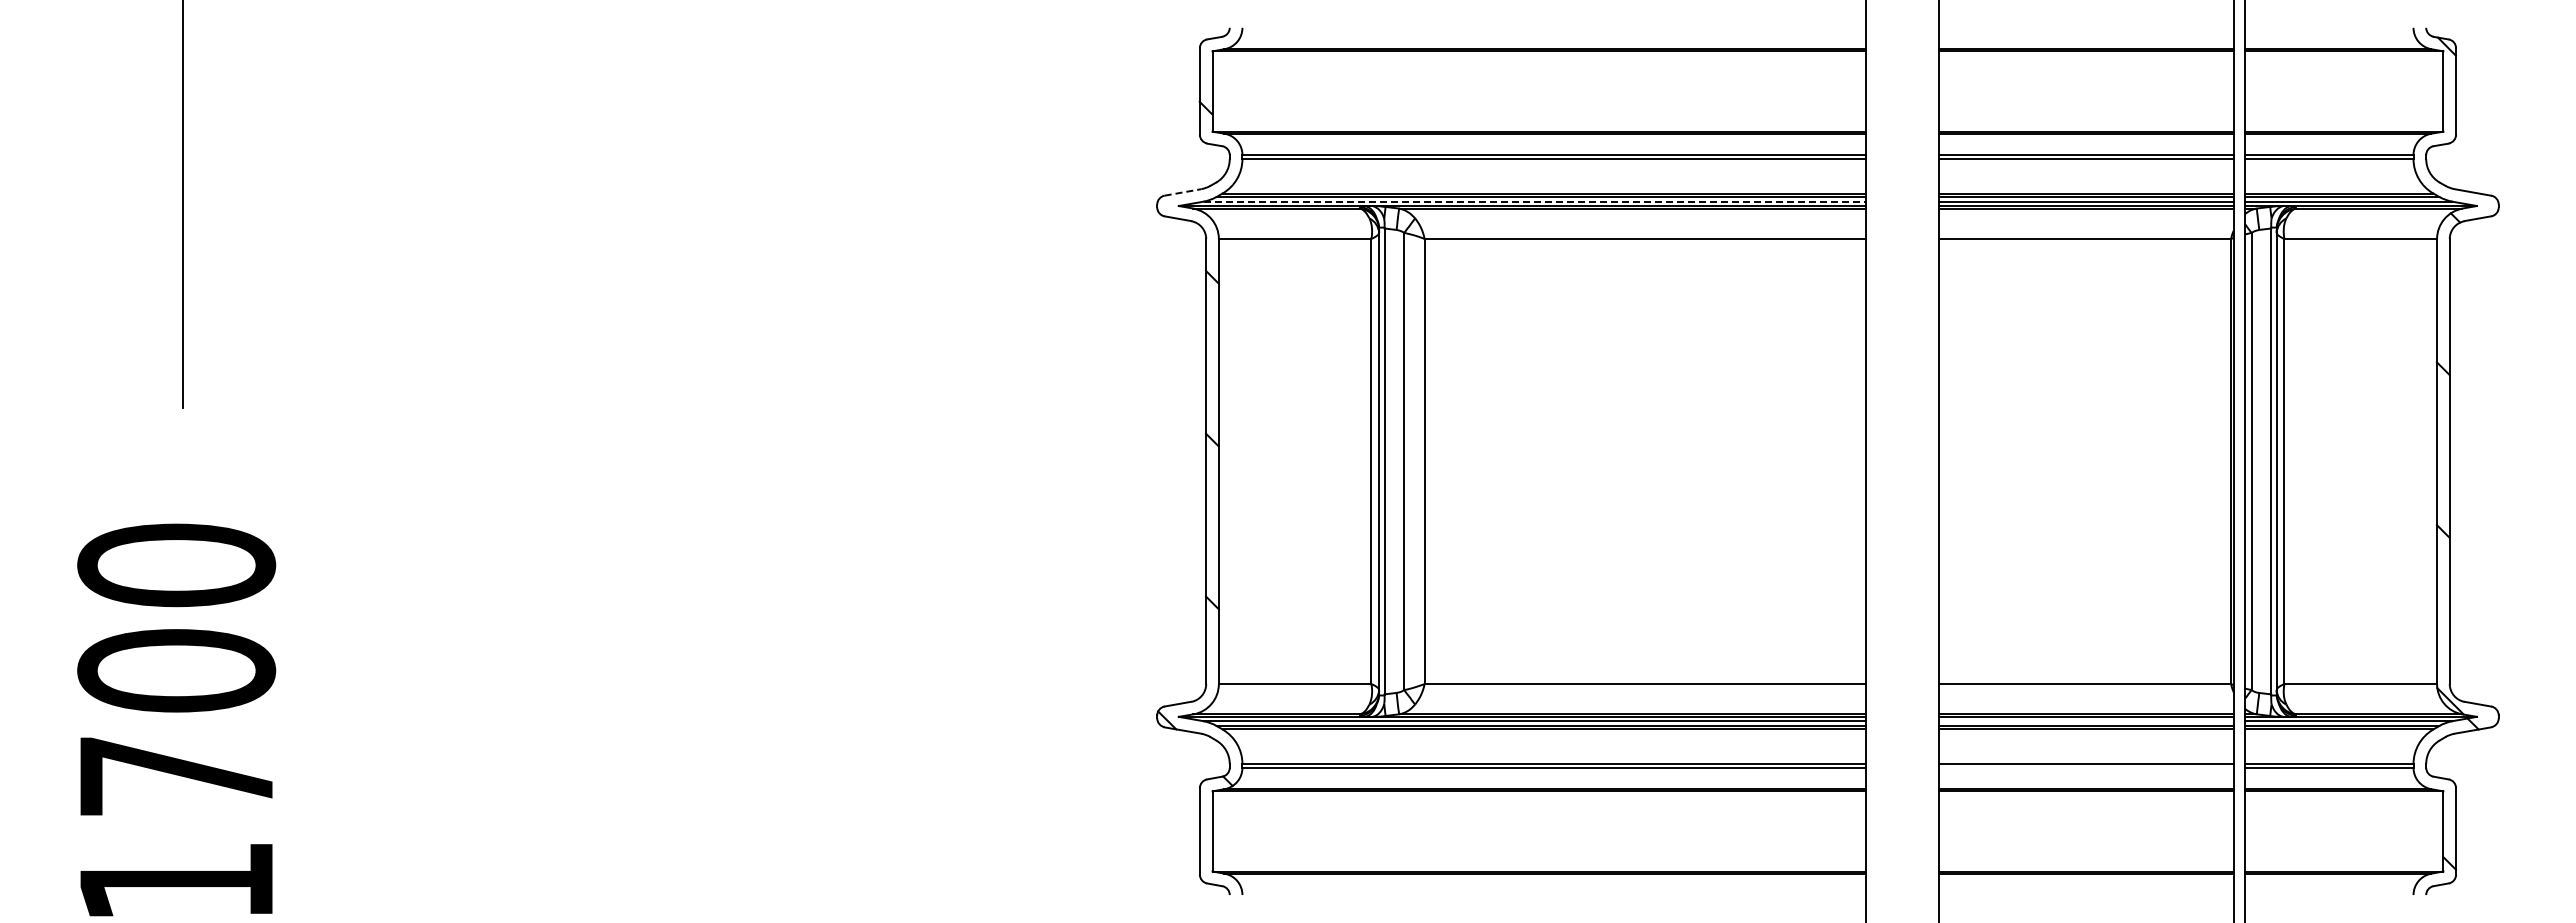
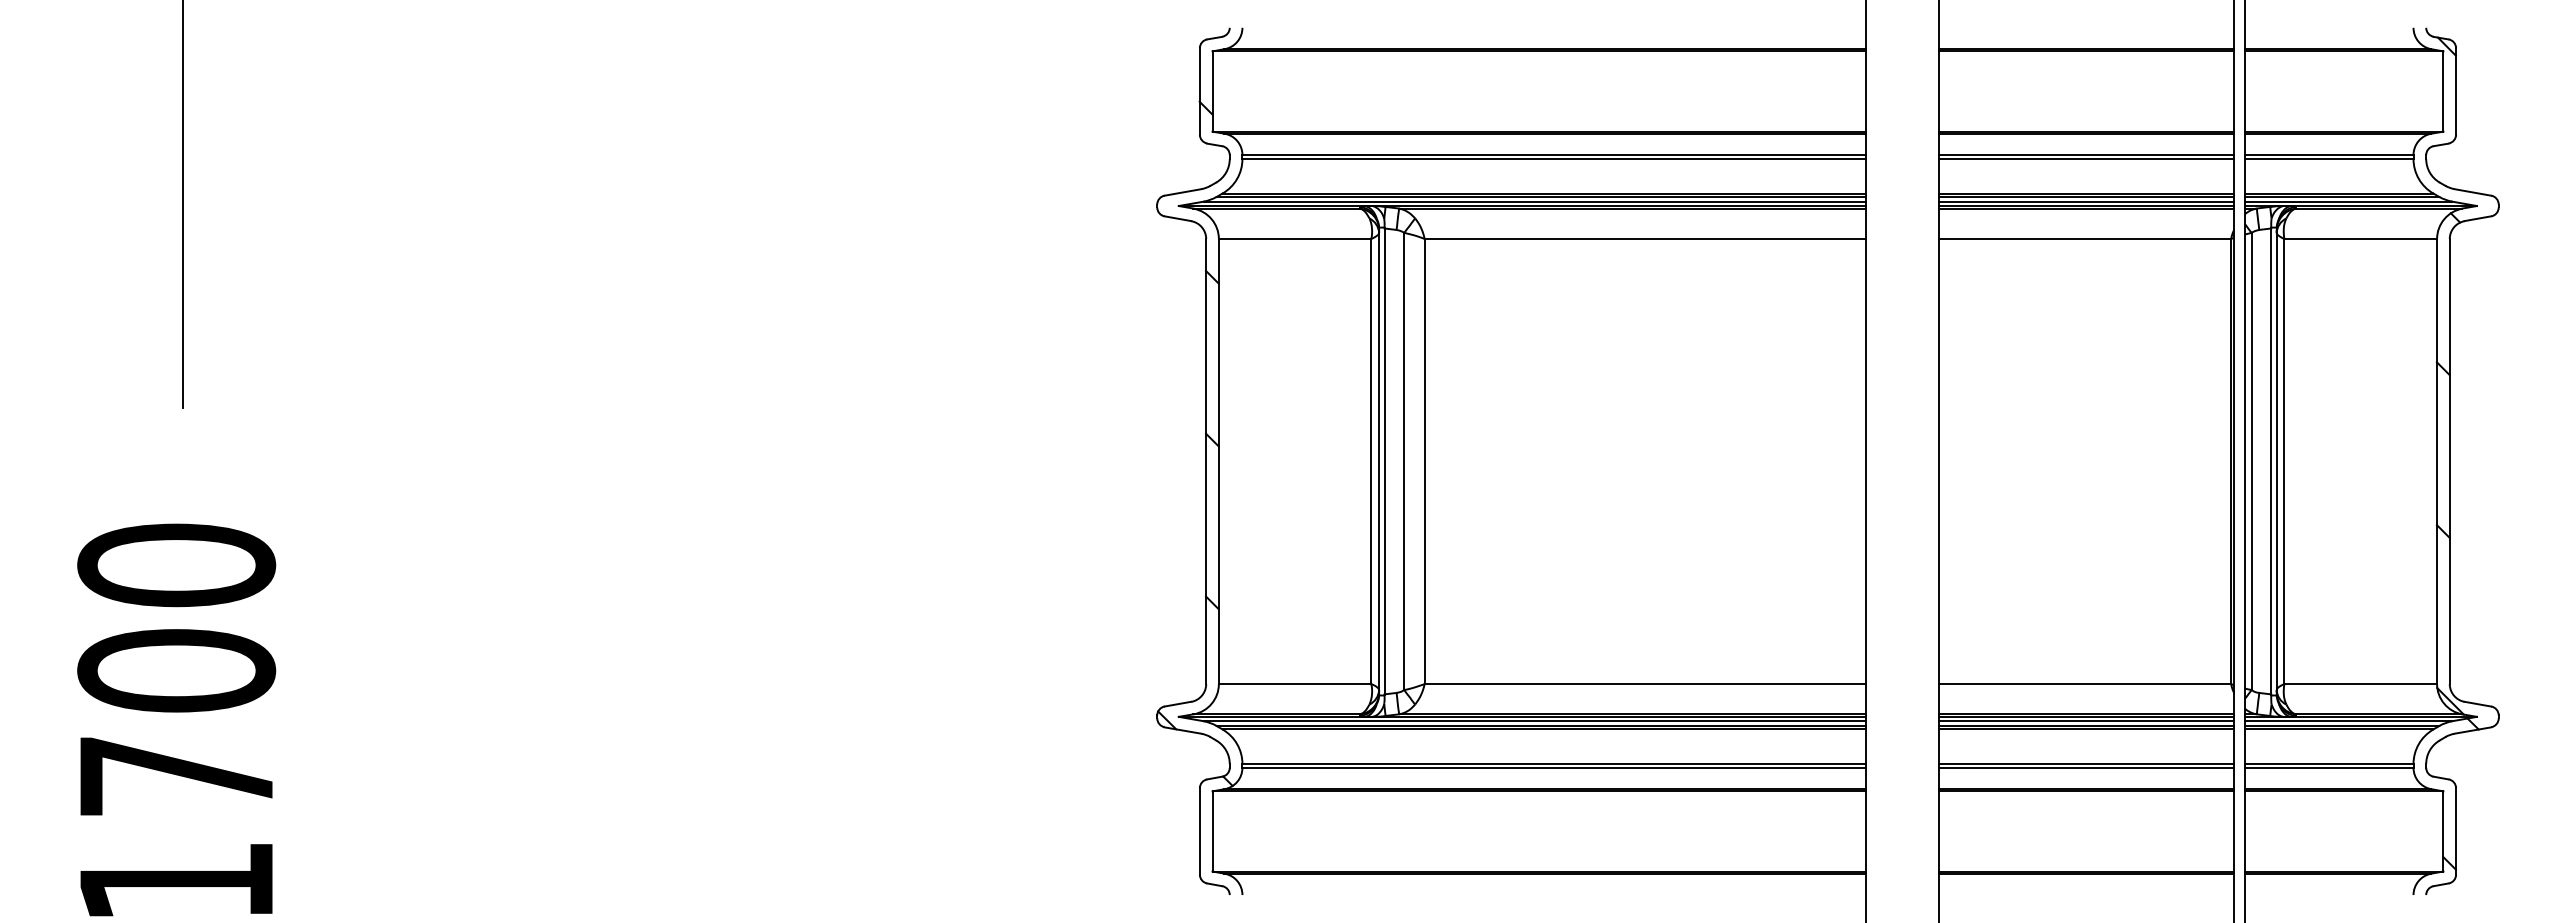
line: dashed -> solid (1183, 192)
line: dashed -> solid (1535, 201)
line: none -> present (2086, 721)
line: none -> present (2086, 767)
